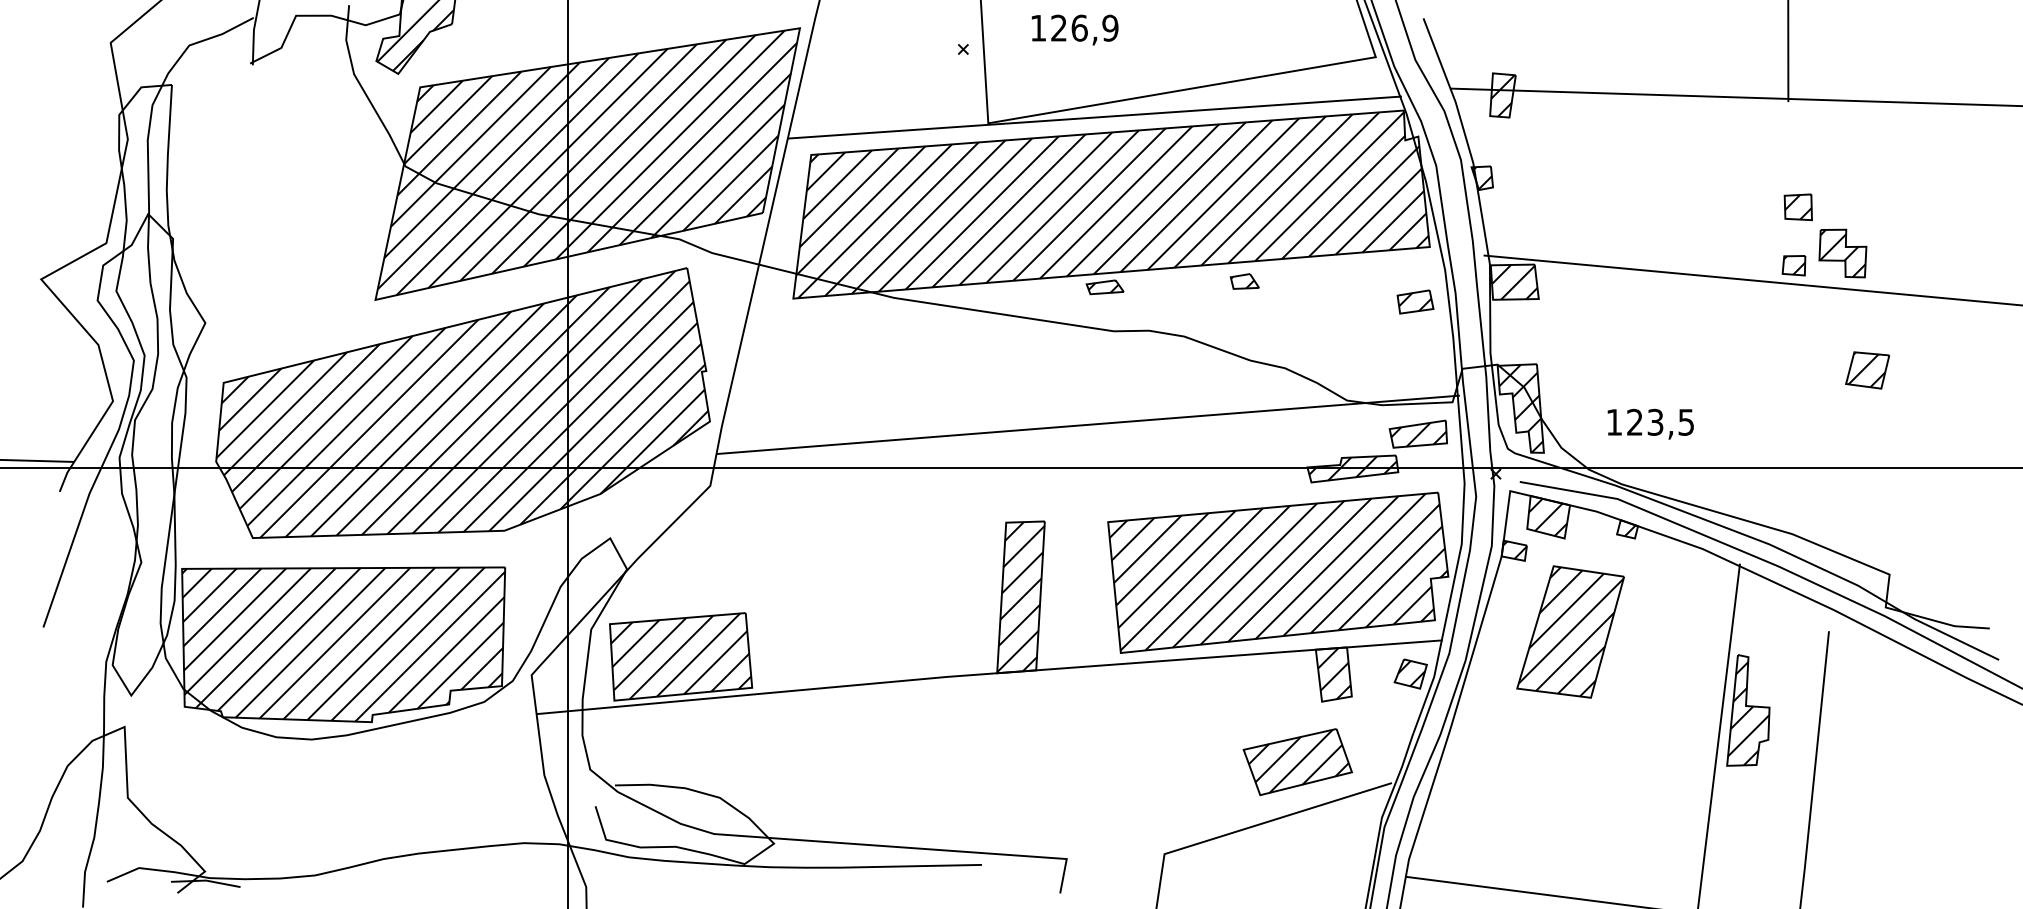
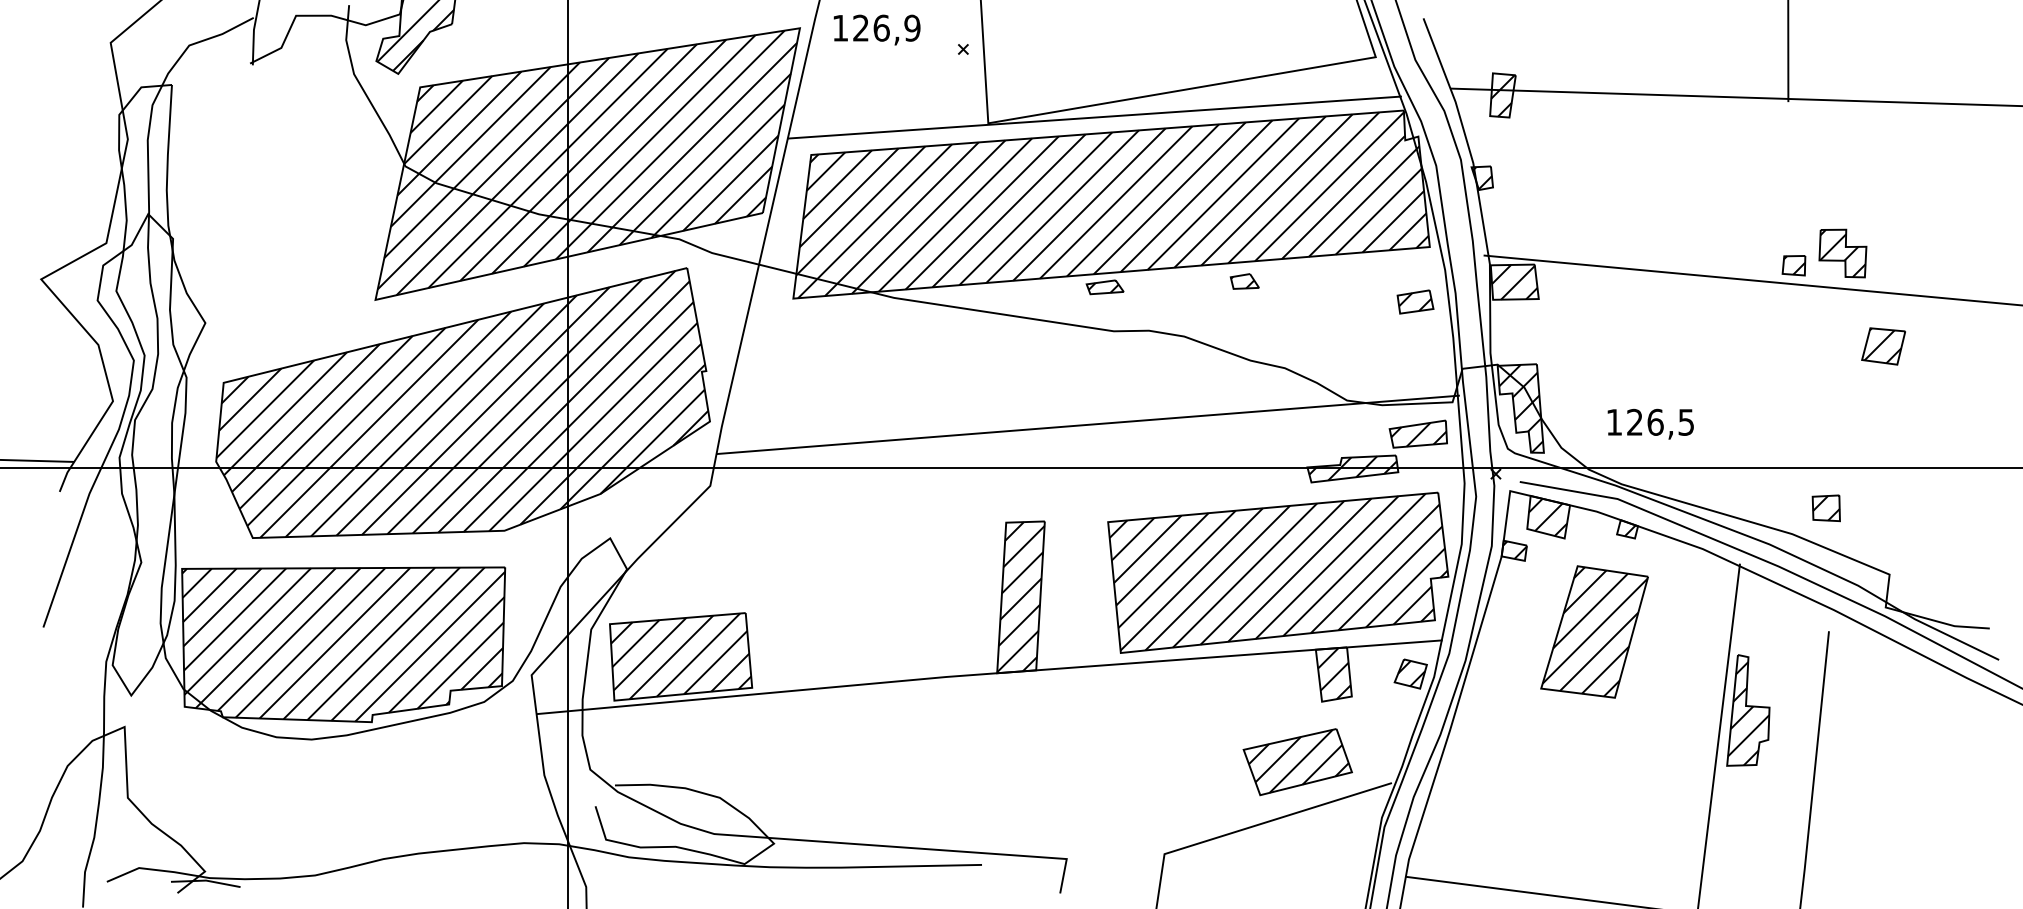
text position: (1074, 29) -> (876, 29) (876, 29)
part position: (1797, 207) -> (1825, 508) (1825, 508)
part position: (1867, 370) -> (1883, 346) (1883, 346)
text: 123,5 -> 126,5 (1655, 421)
part position: (1570, 631) -> (1594, 631) (1594, 631)
